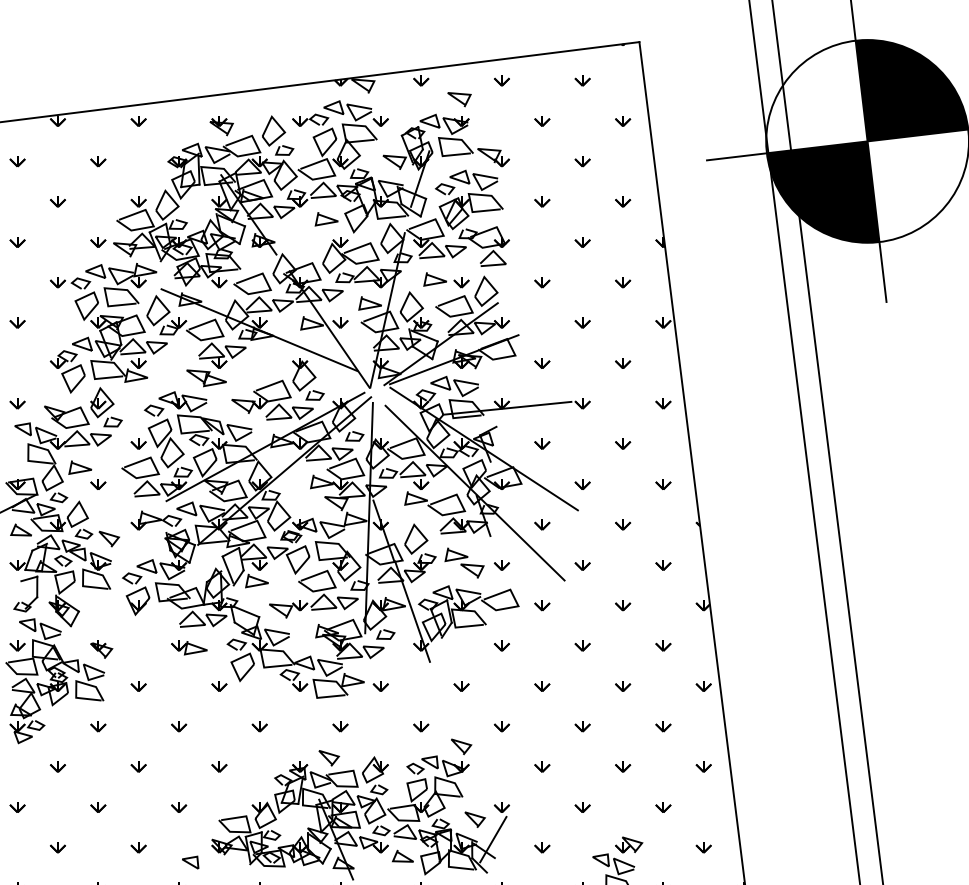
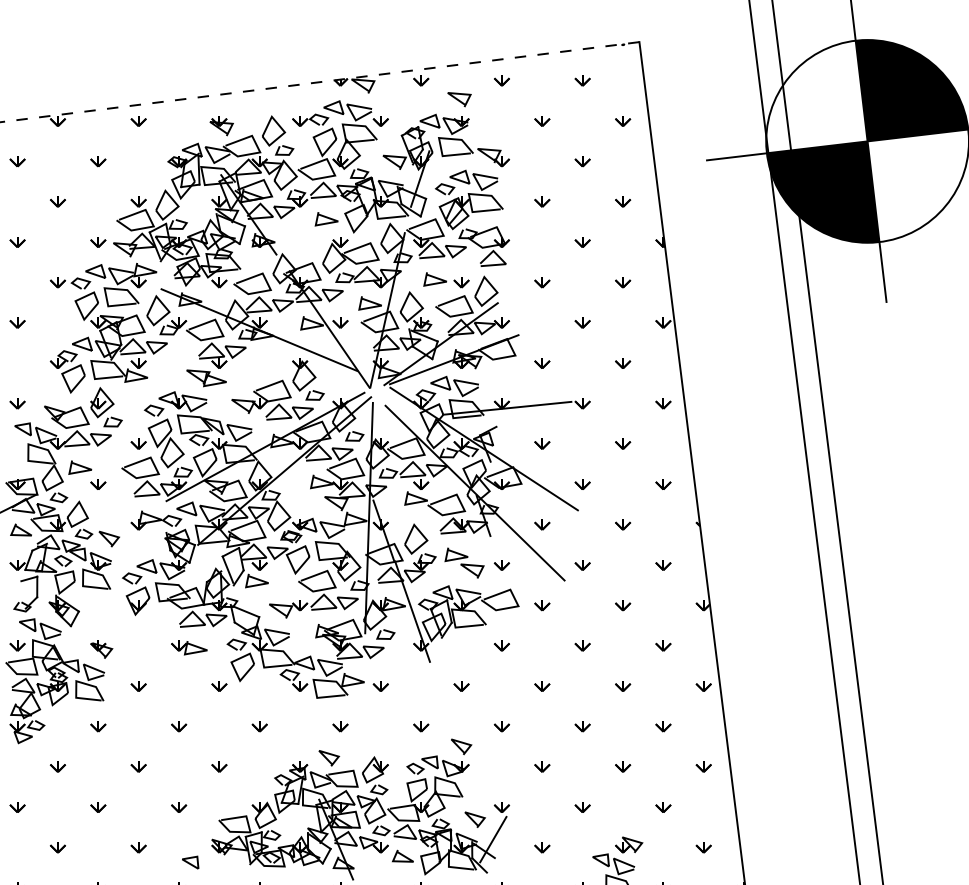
line: solid -> dashed (319, 82)
